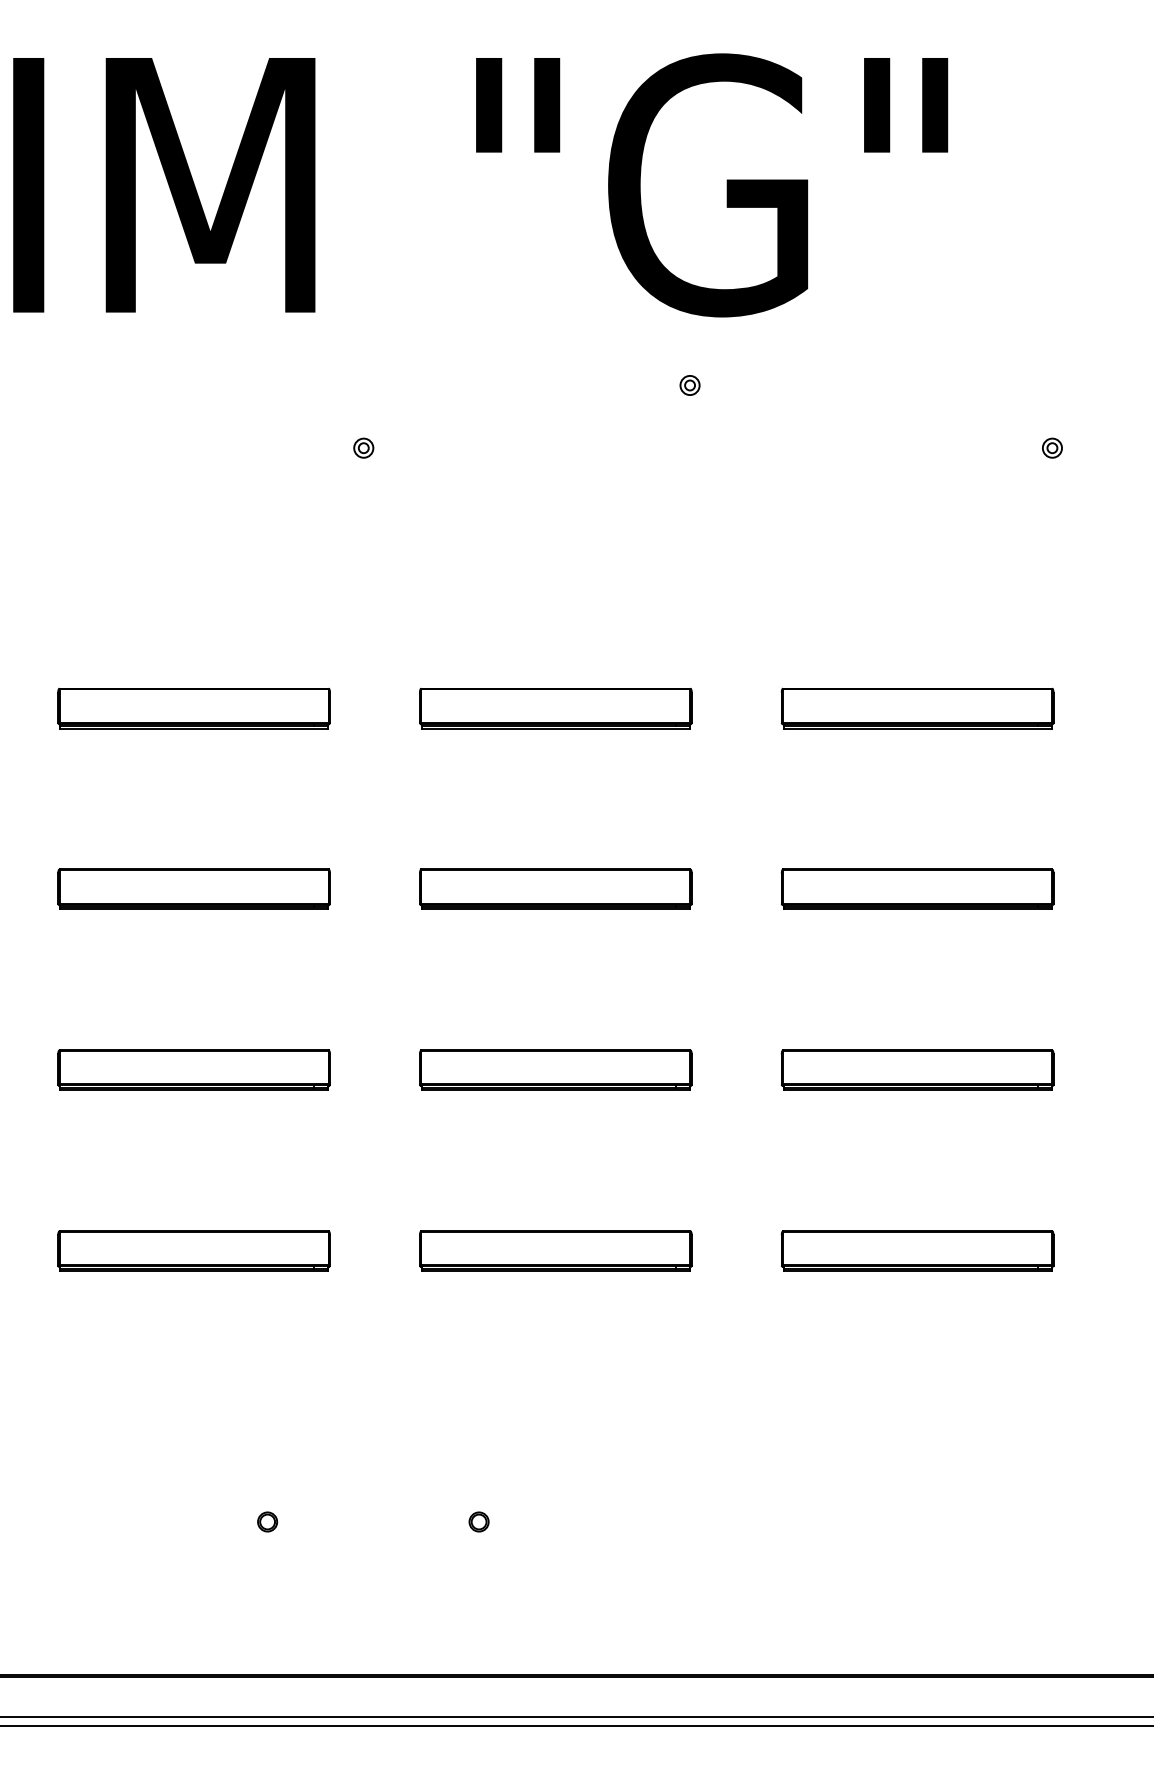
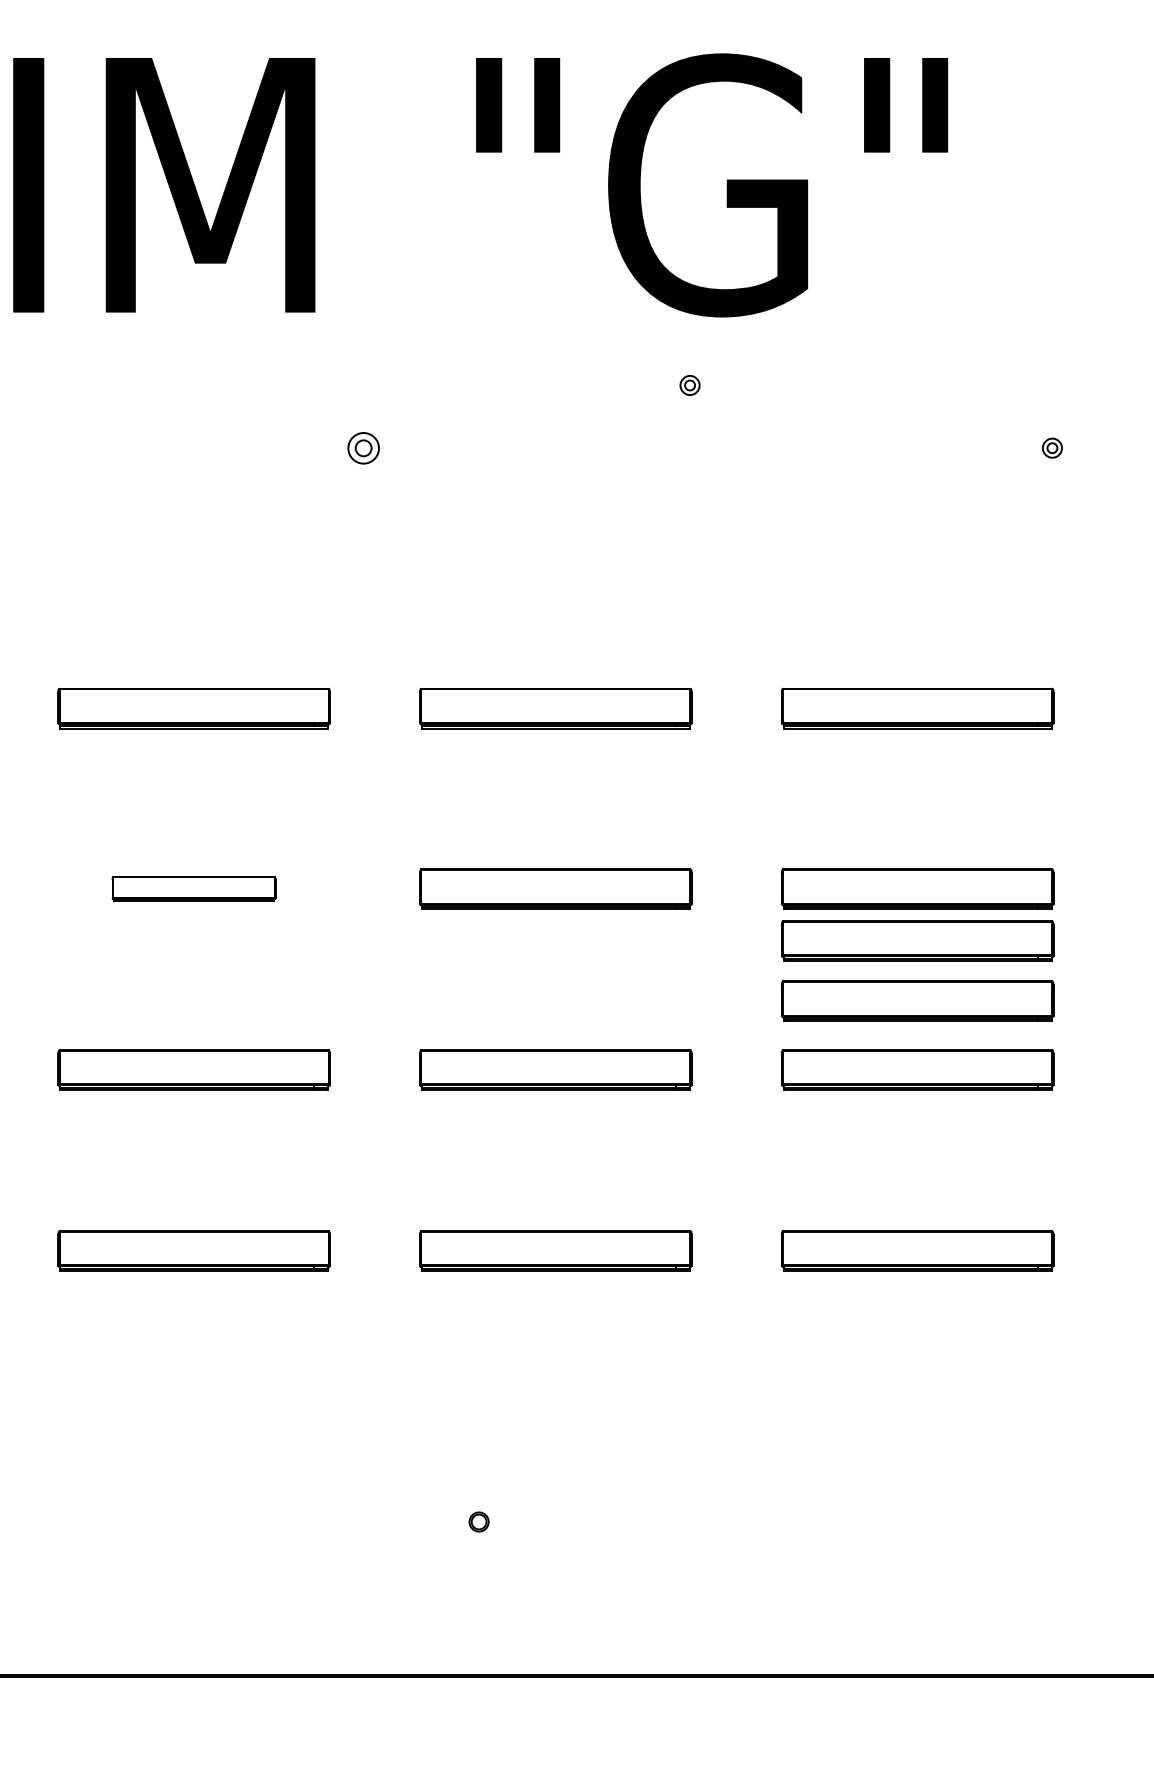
part size: 22x22 px -> 33x33 px (363, 448)
part size: 274x42 px -> 166x26 px (193, 888)
part: none -> present (917, 940)
part: none -> present (917, 1000)
part: present -> none (267, 1521)
line: present -> none (576, 1717)
line: present -> none (576, 1725)
